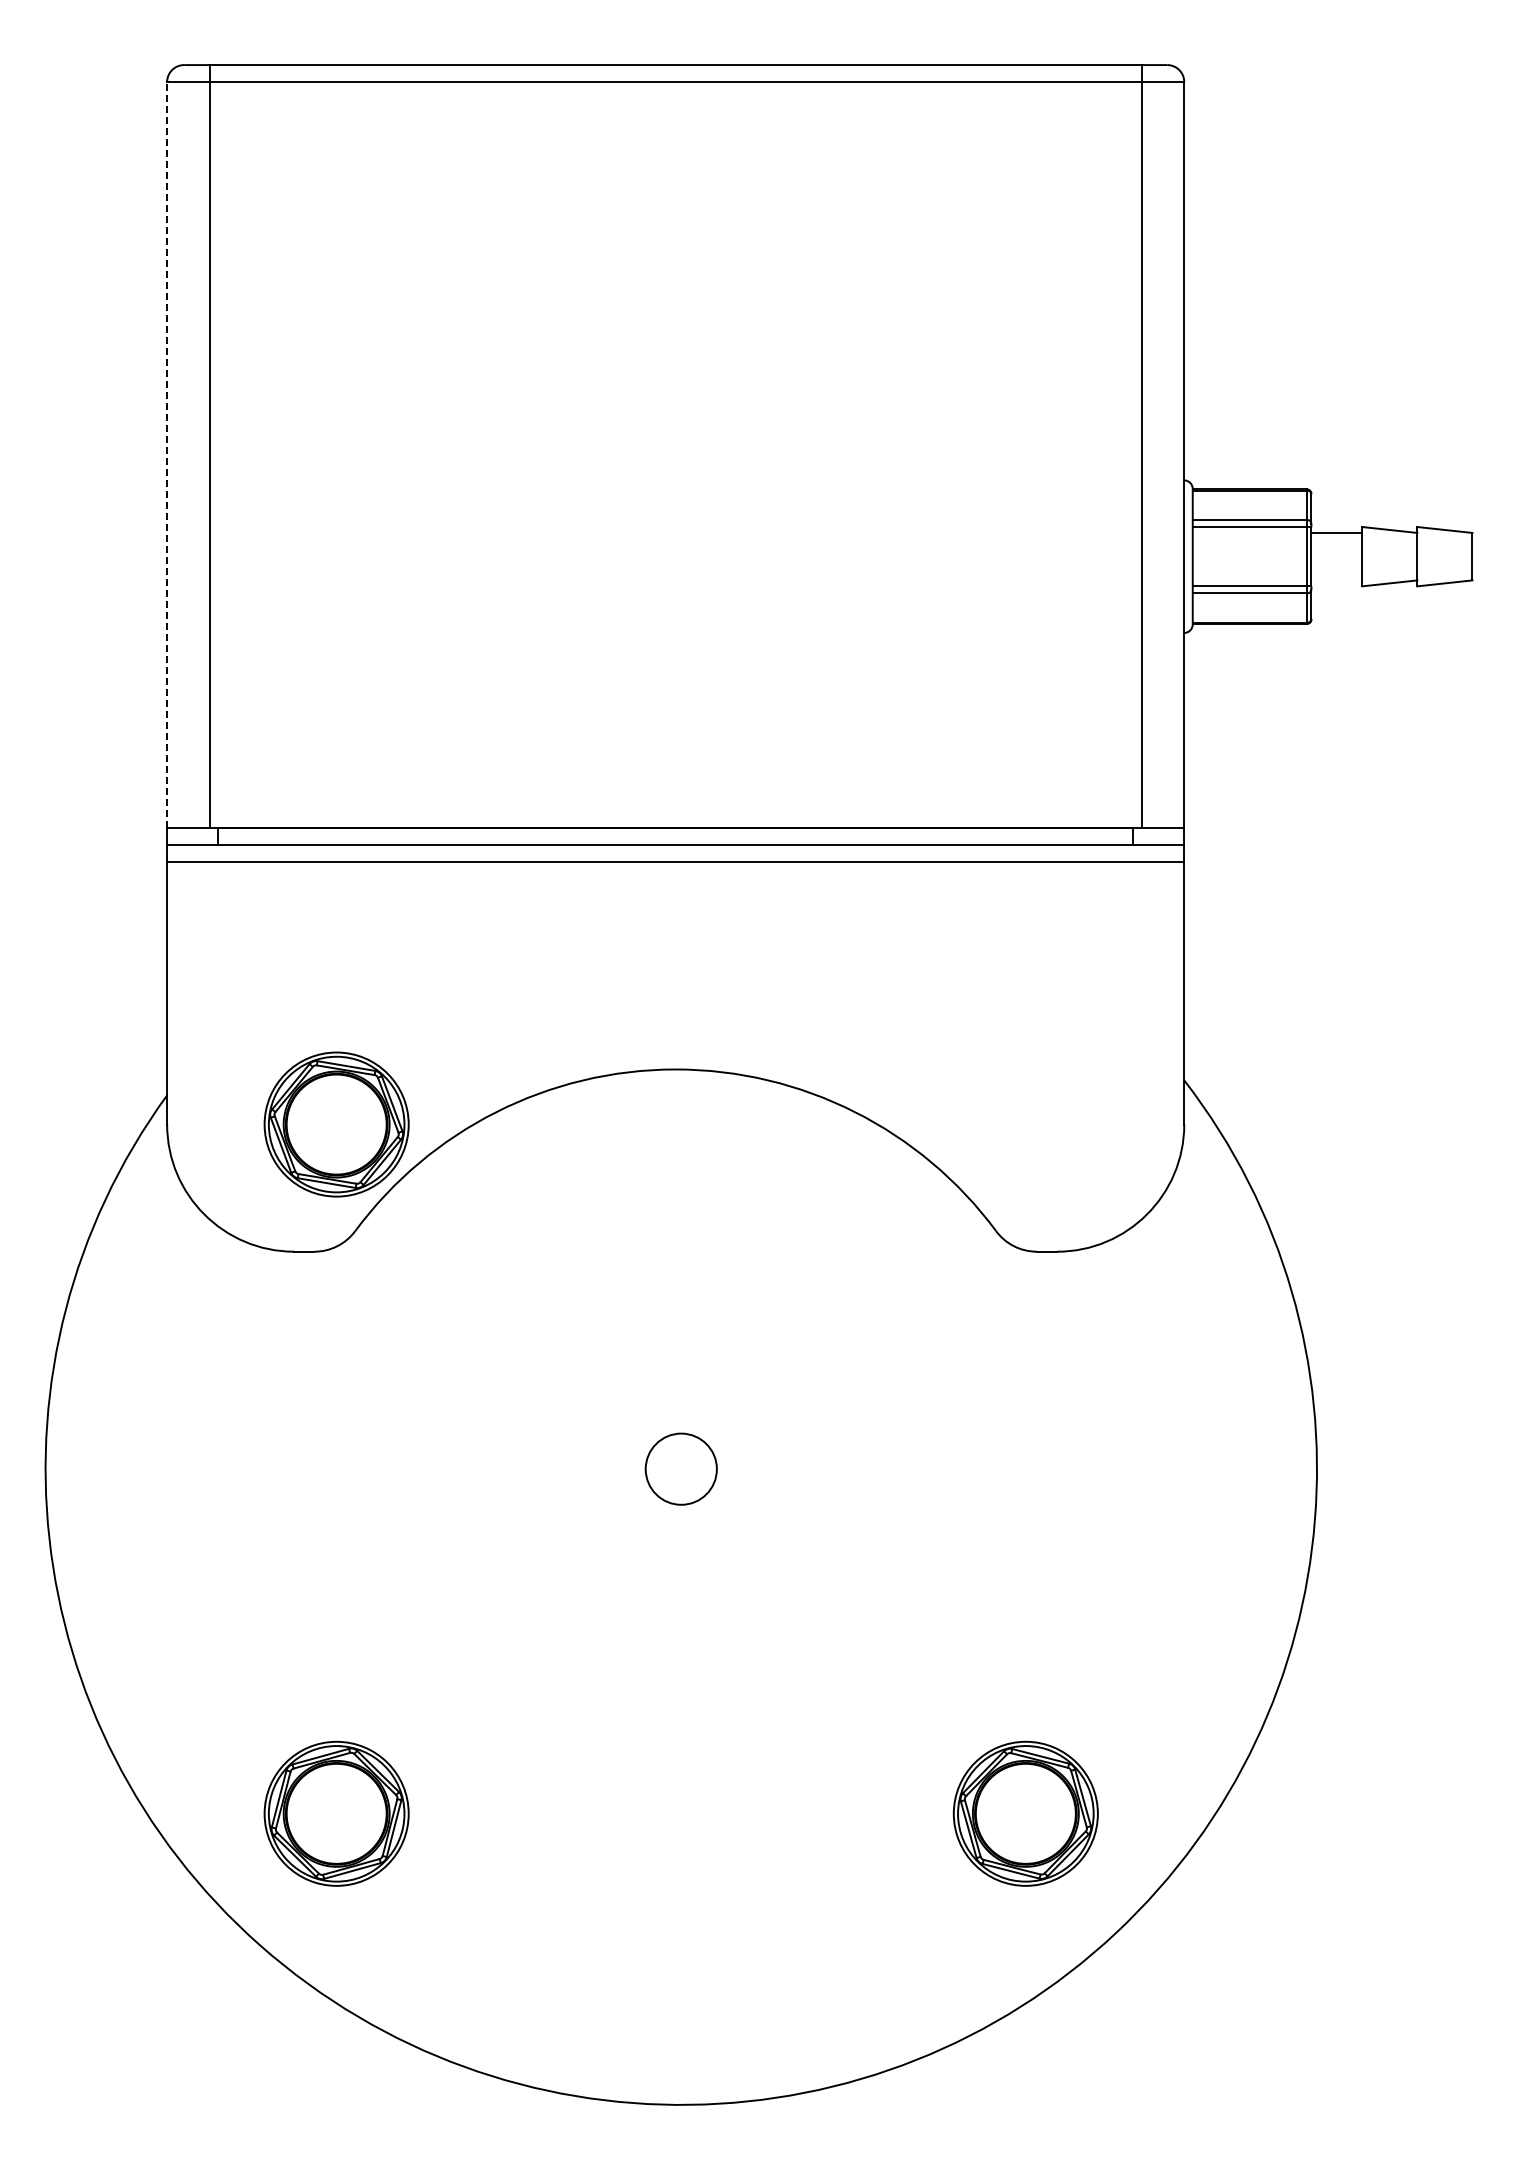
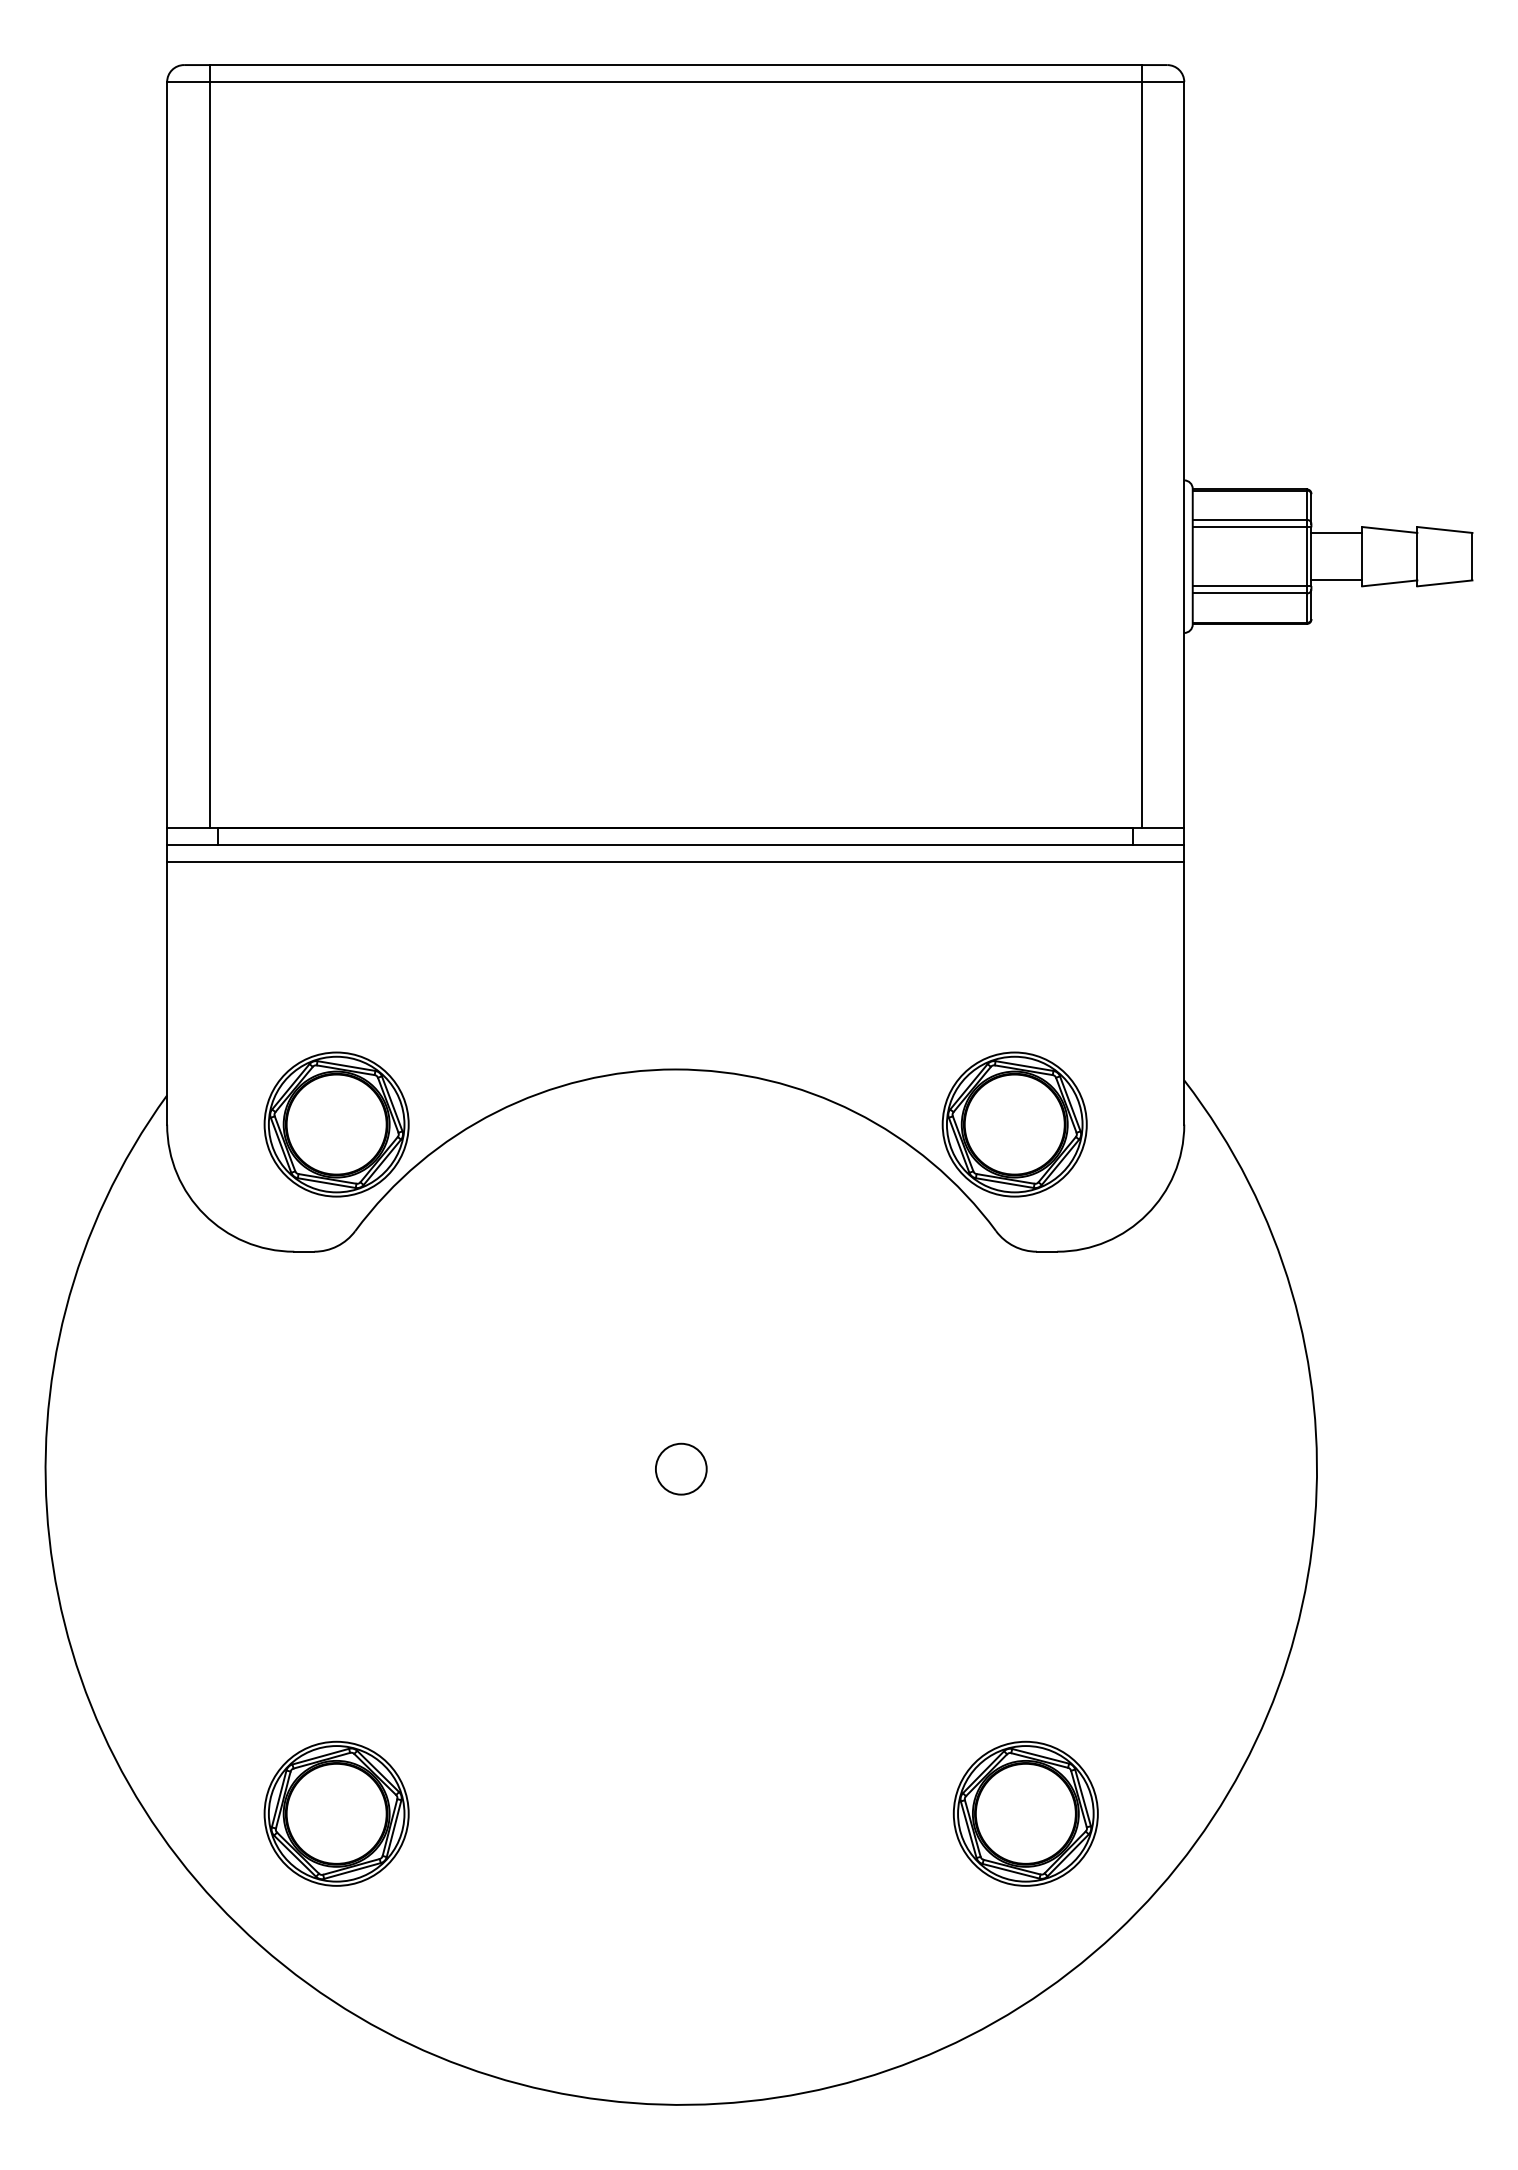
line: dashed -> solid (167, 454)
line: none -> present (1336, 580)
part: none -> present (1014, 1124)
circle diameter: 71 px -> 51 px (680, 1468)
